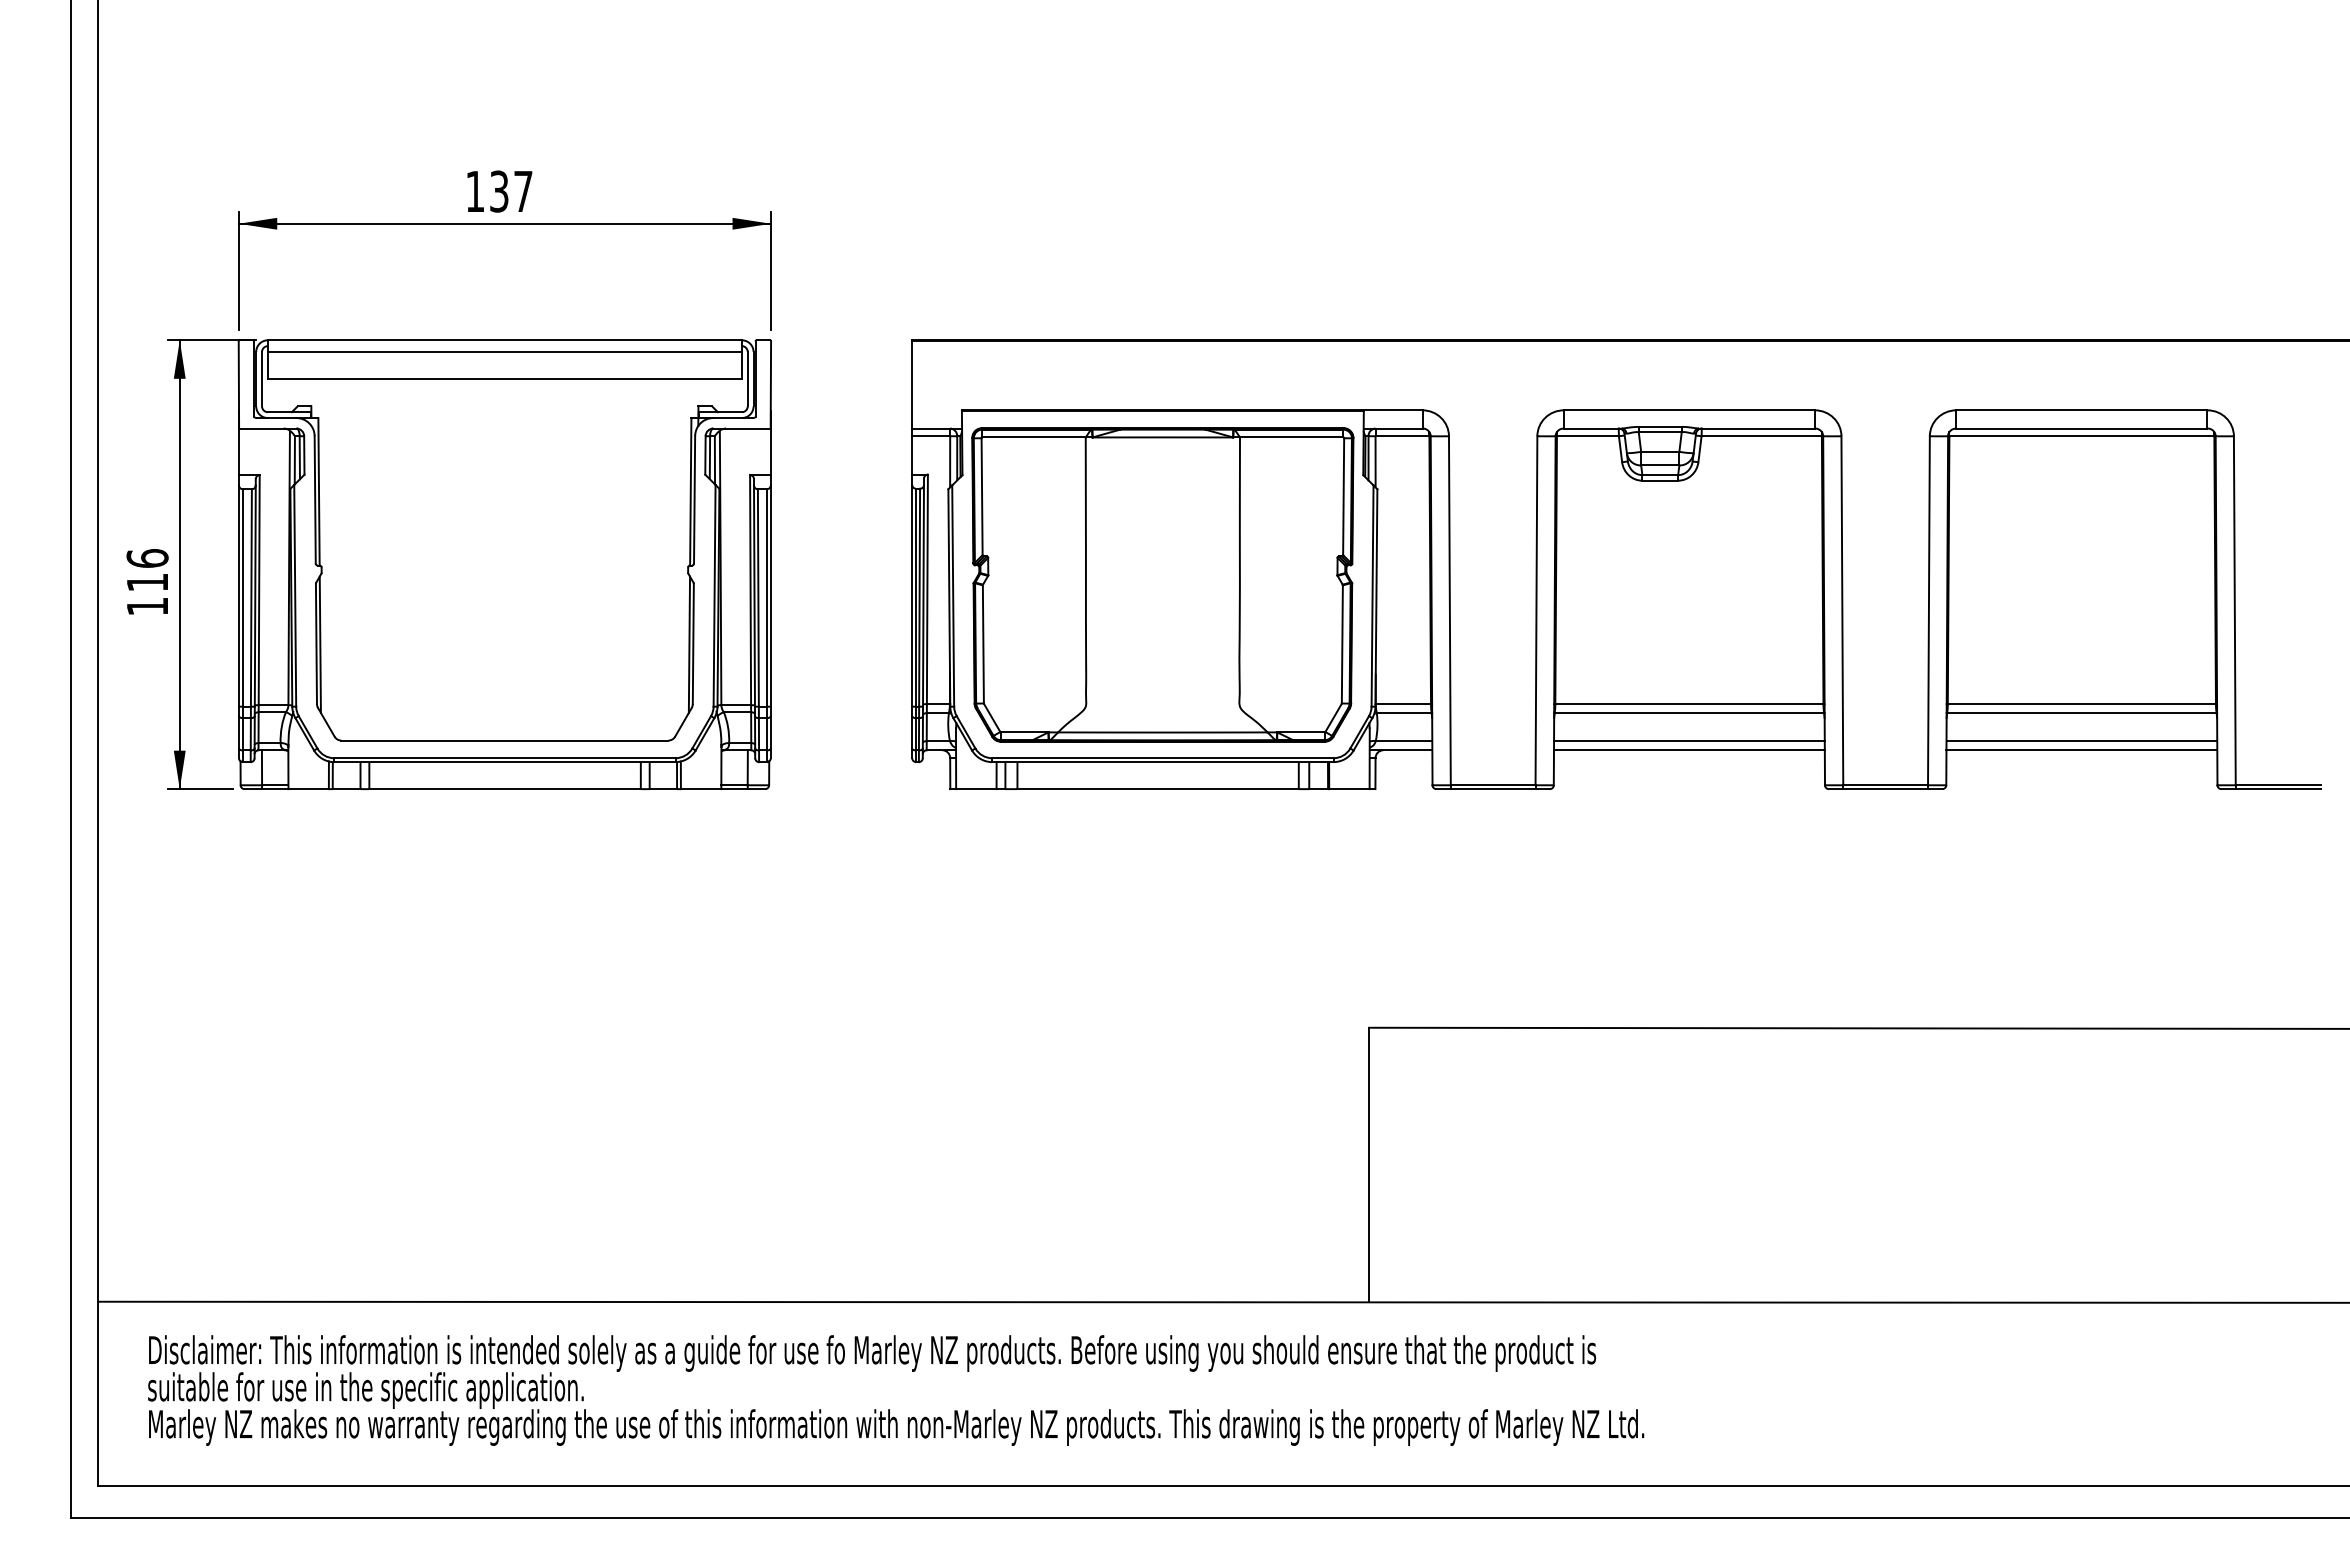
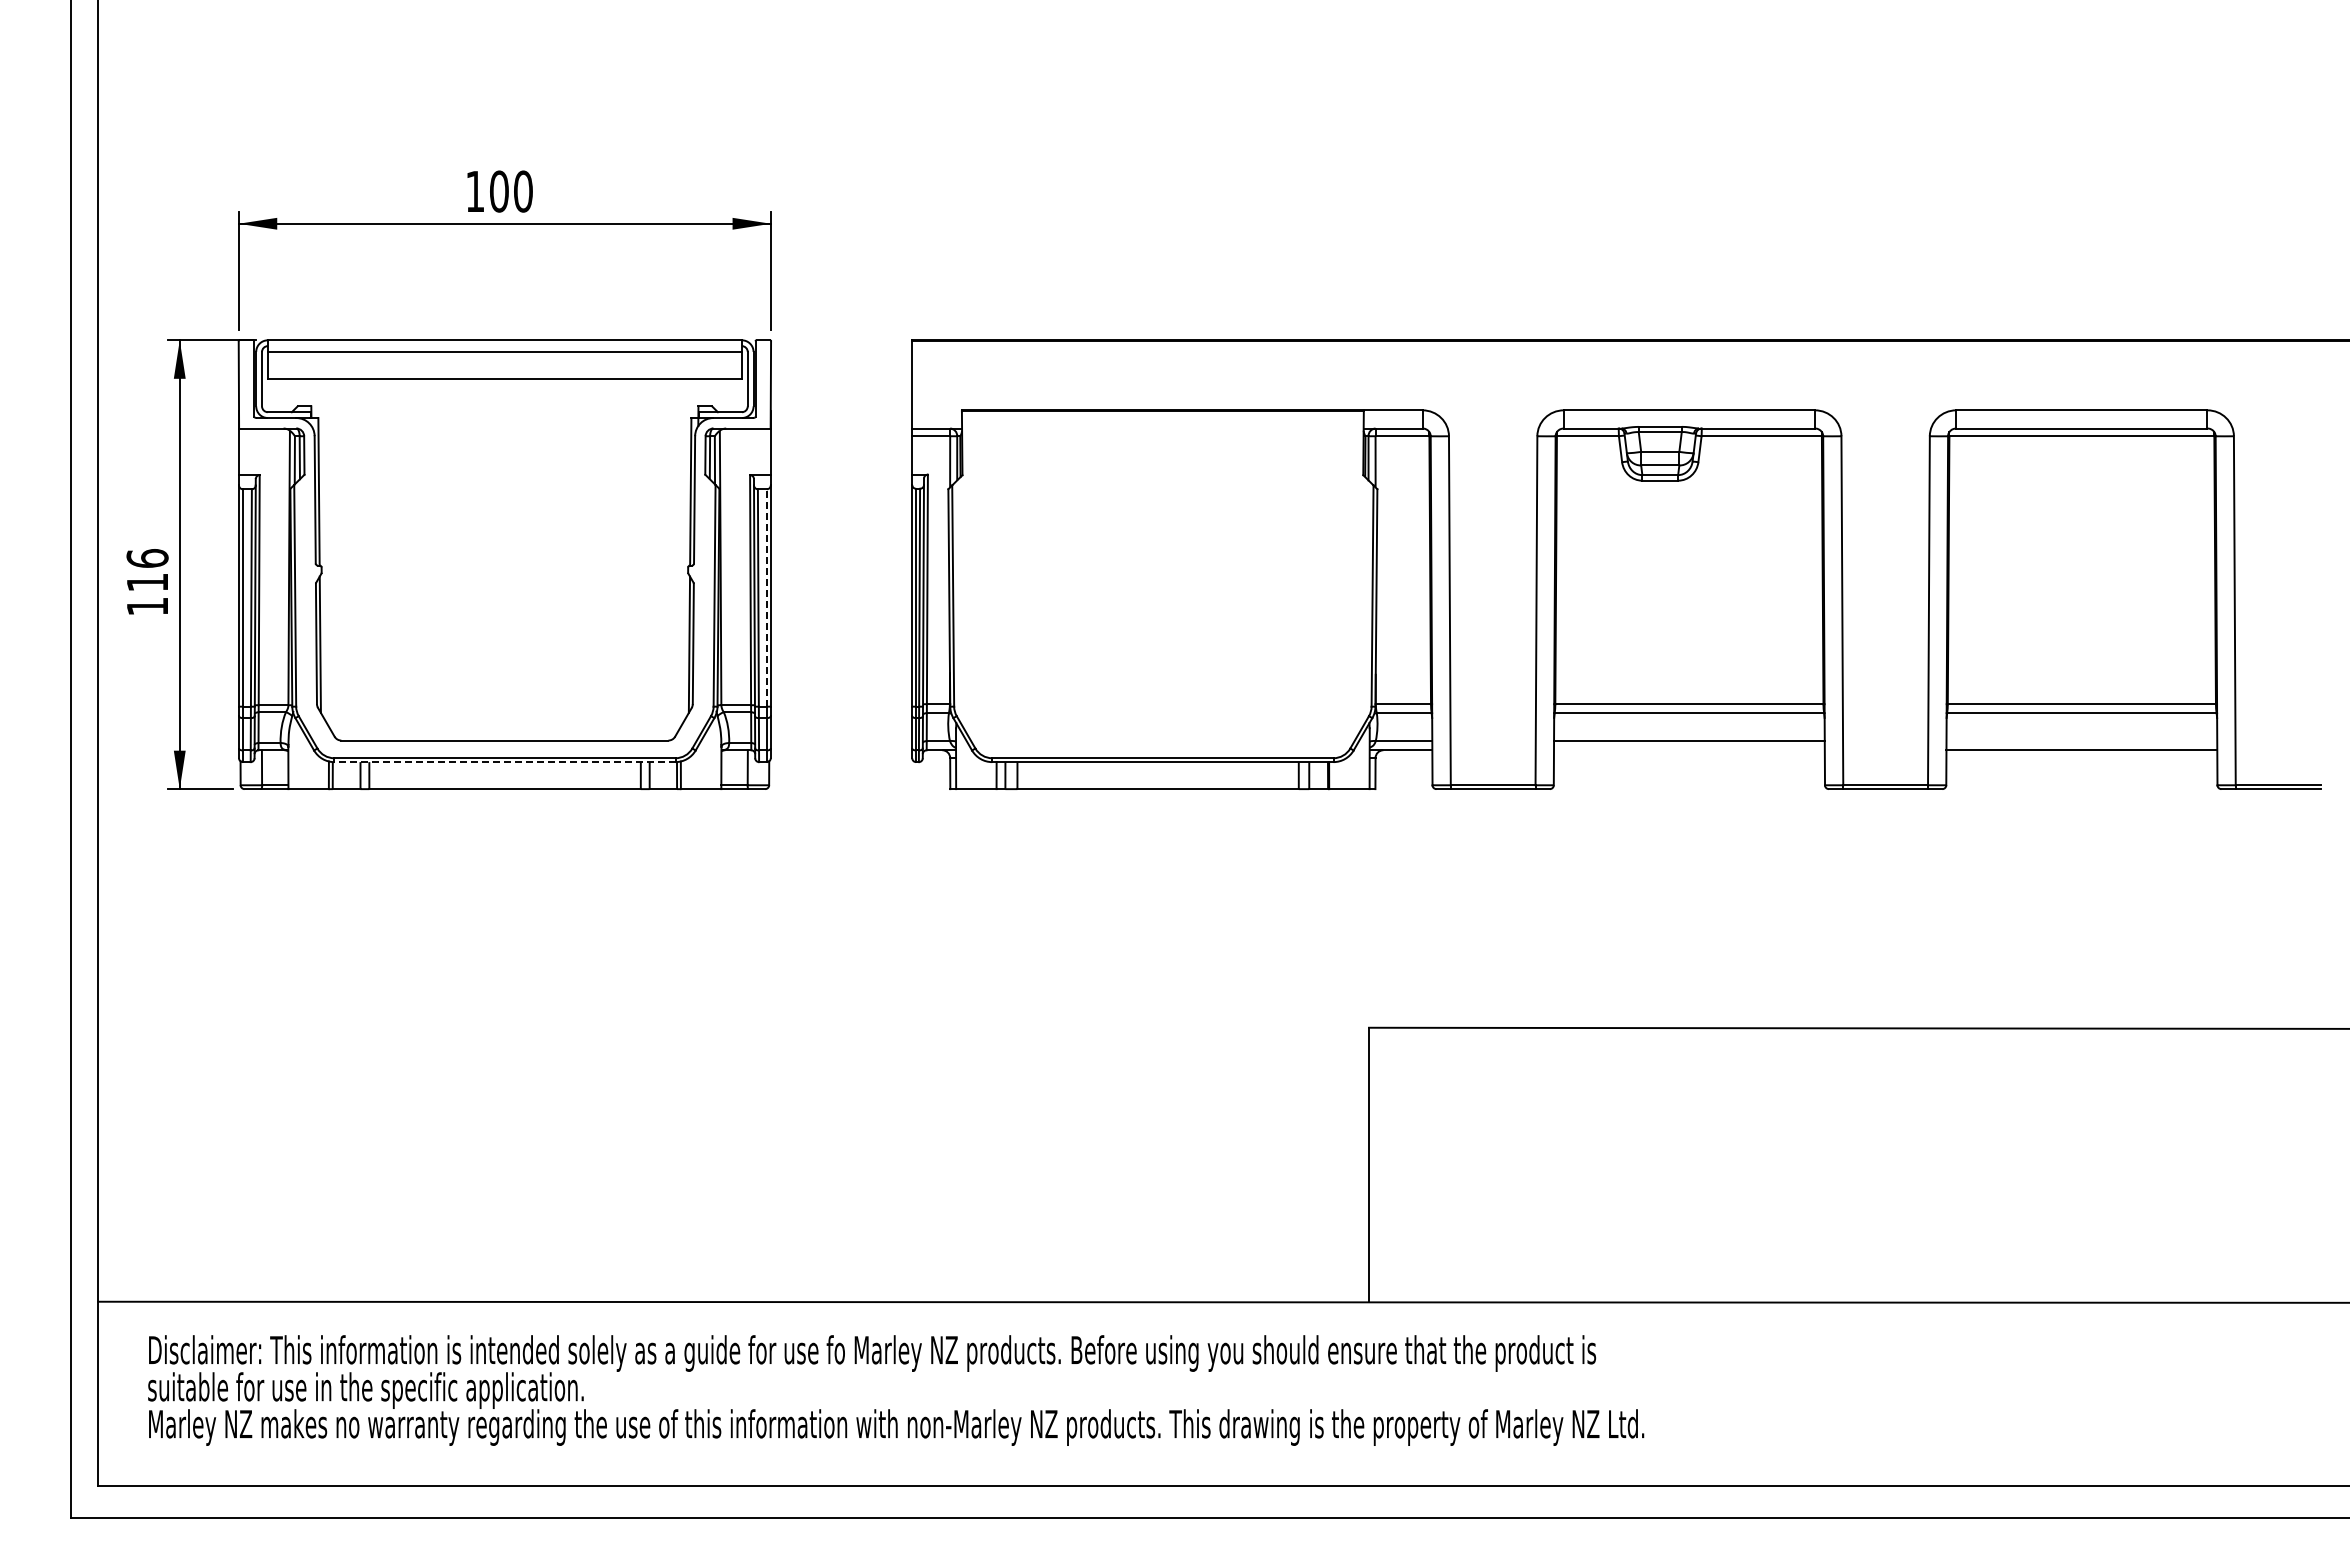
text: 137 -> 100 (511, 191)
part: present -> none (1162, 584)
line: solid -> dashed (766, 597)
line: present -> none (2081, 741)
line: present -> none (1688, 750)
line: solid -> dashed (504, 762)
